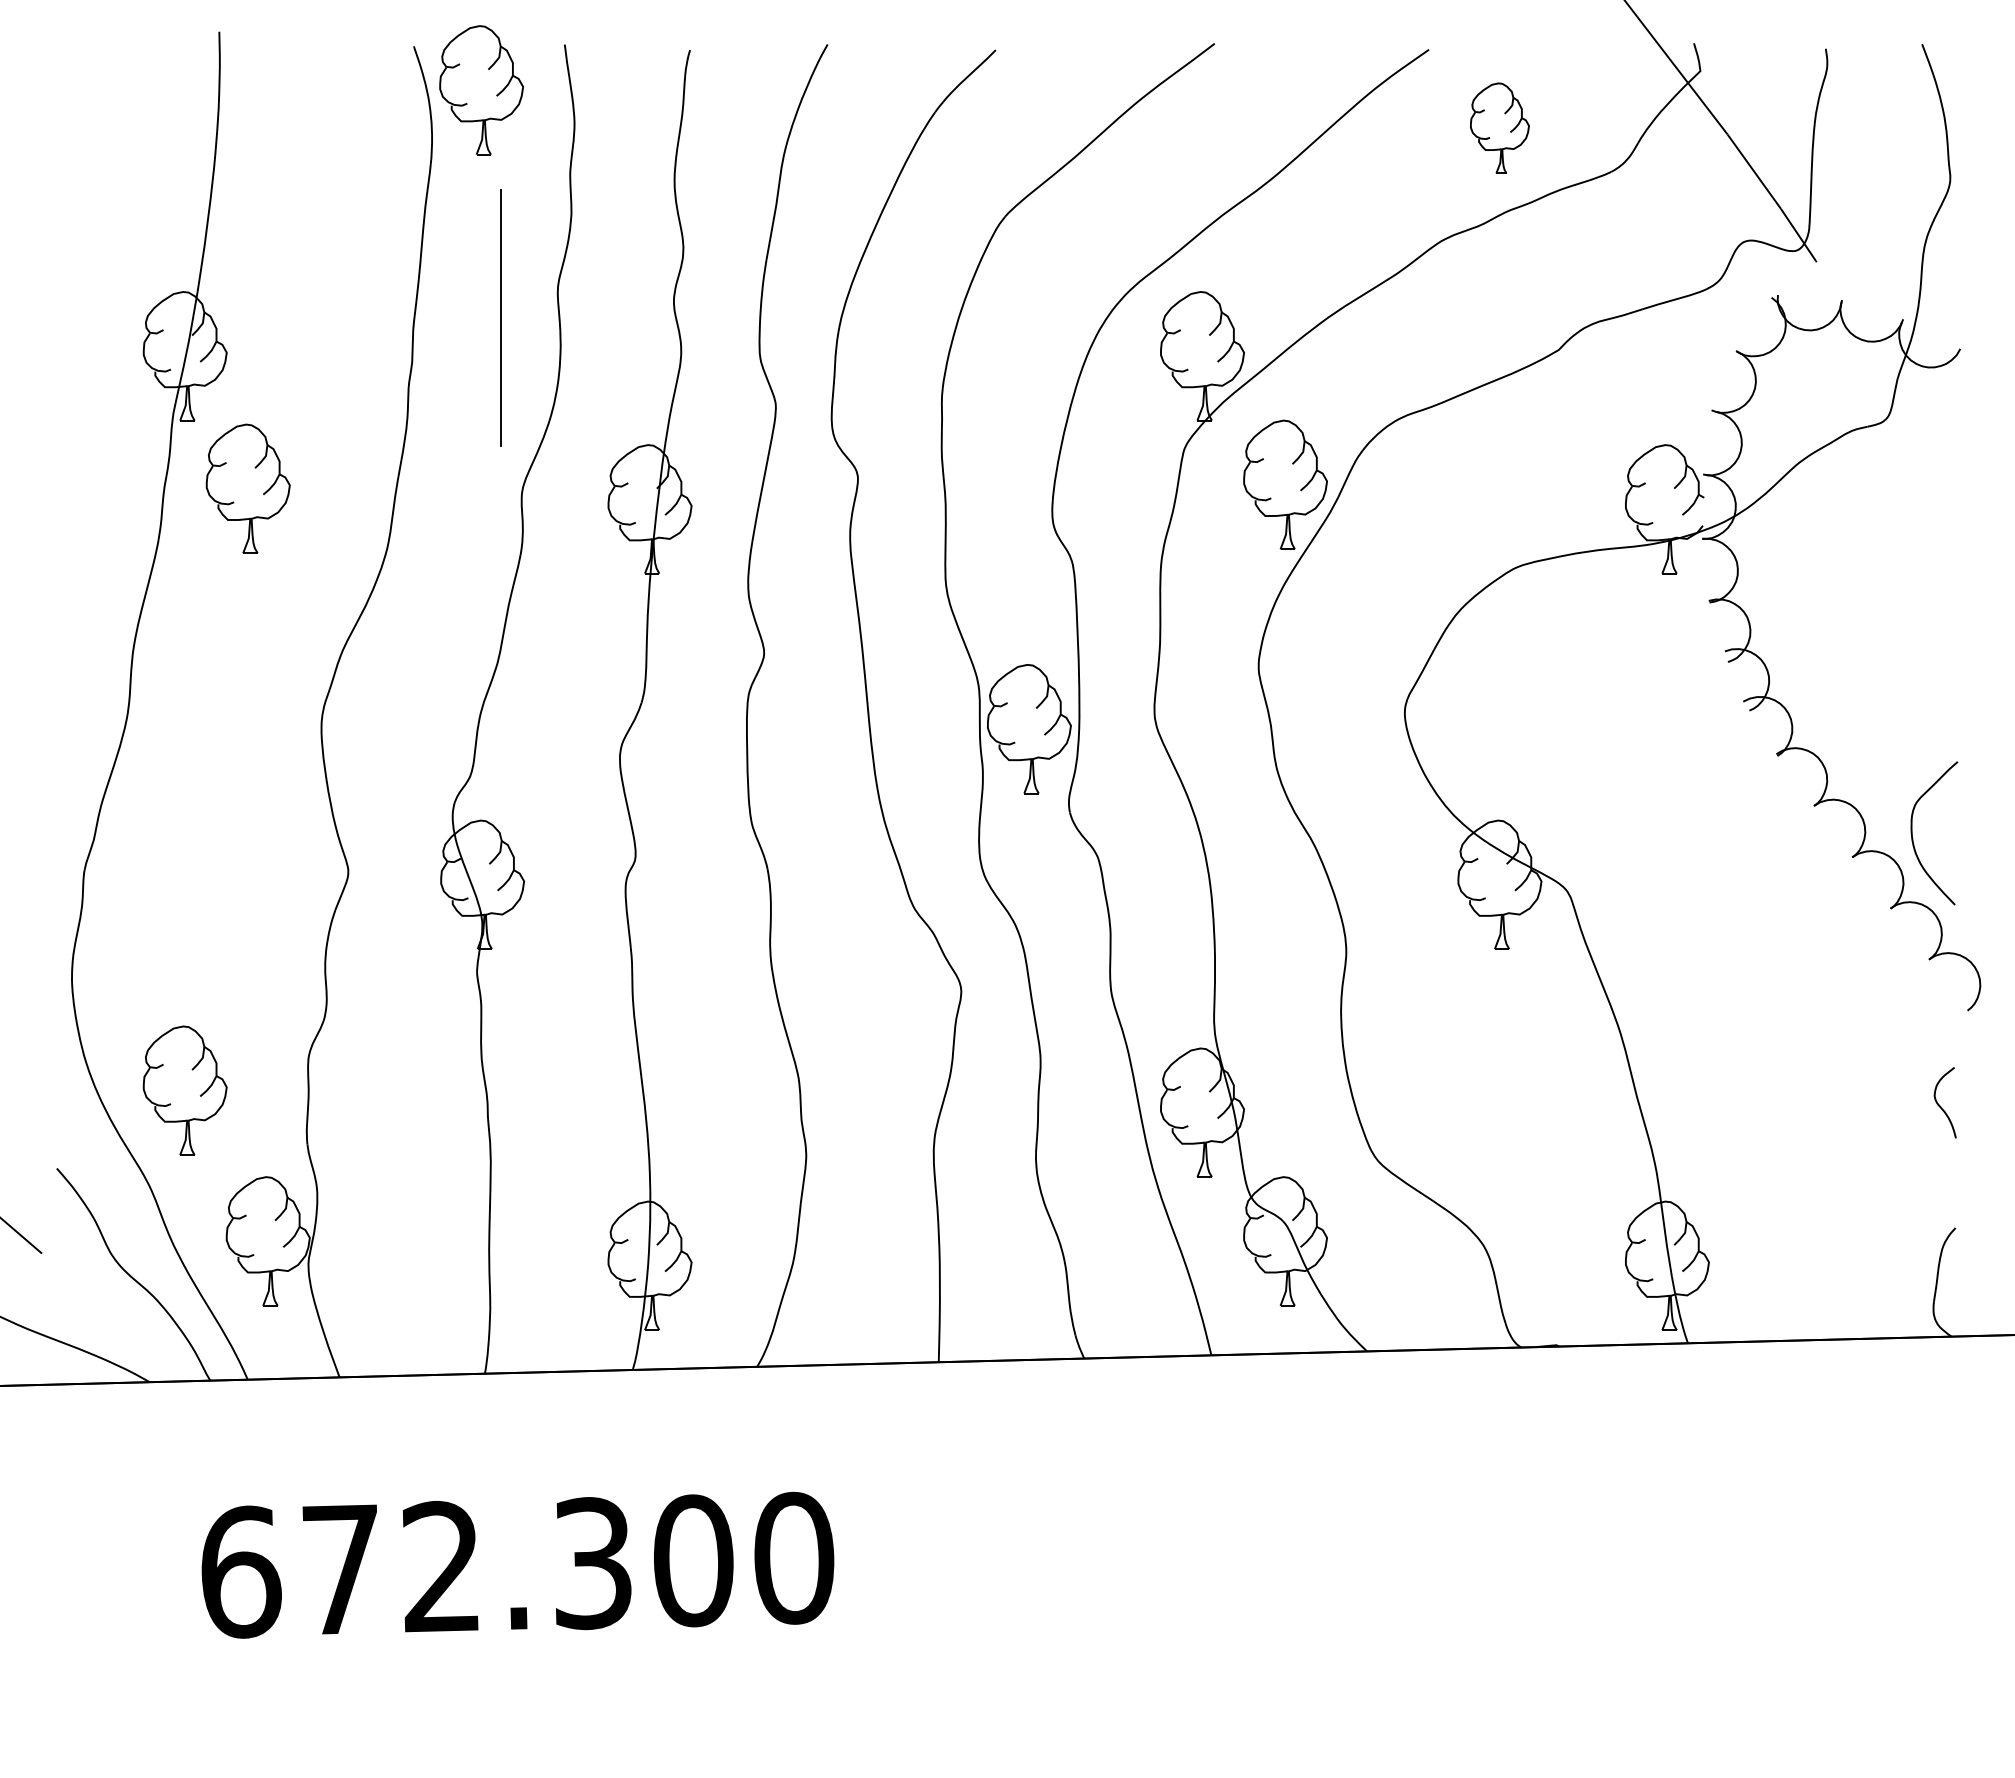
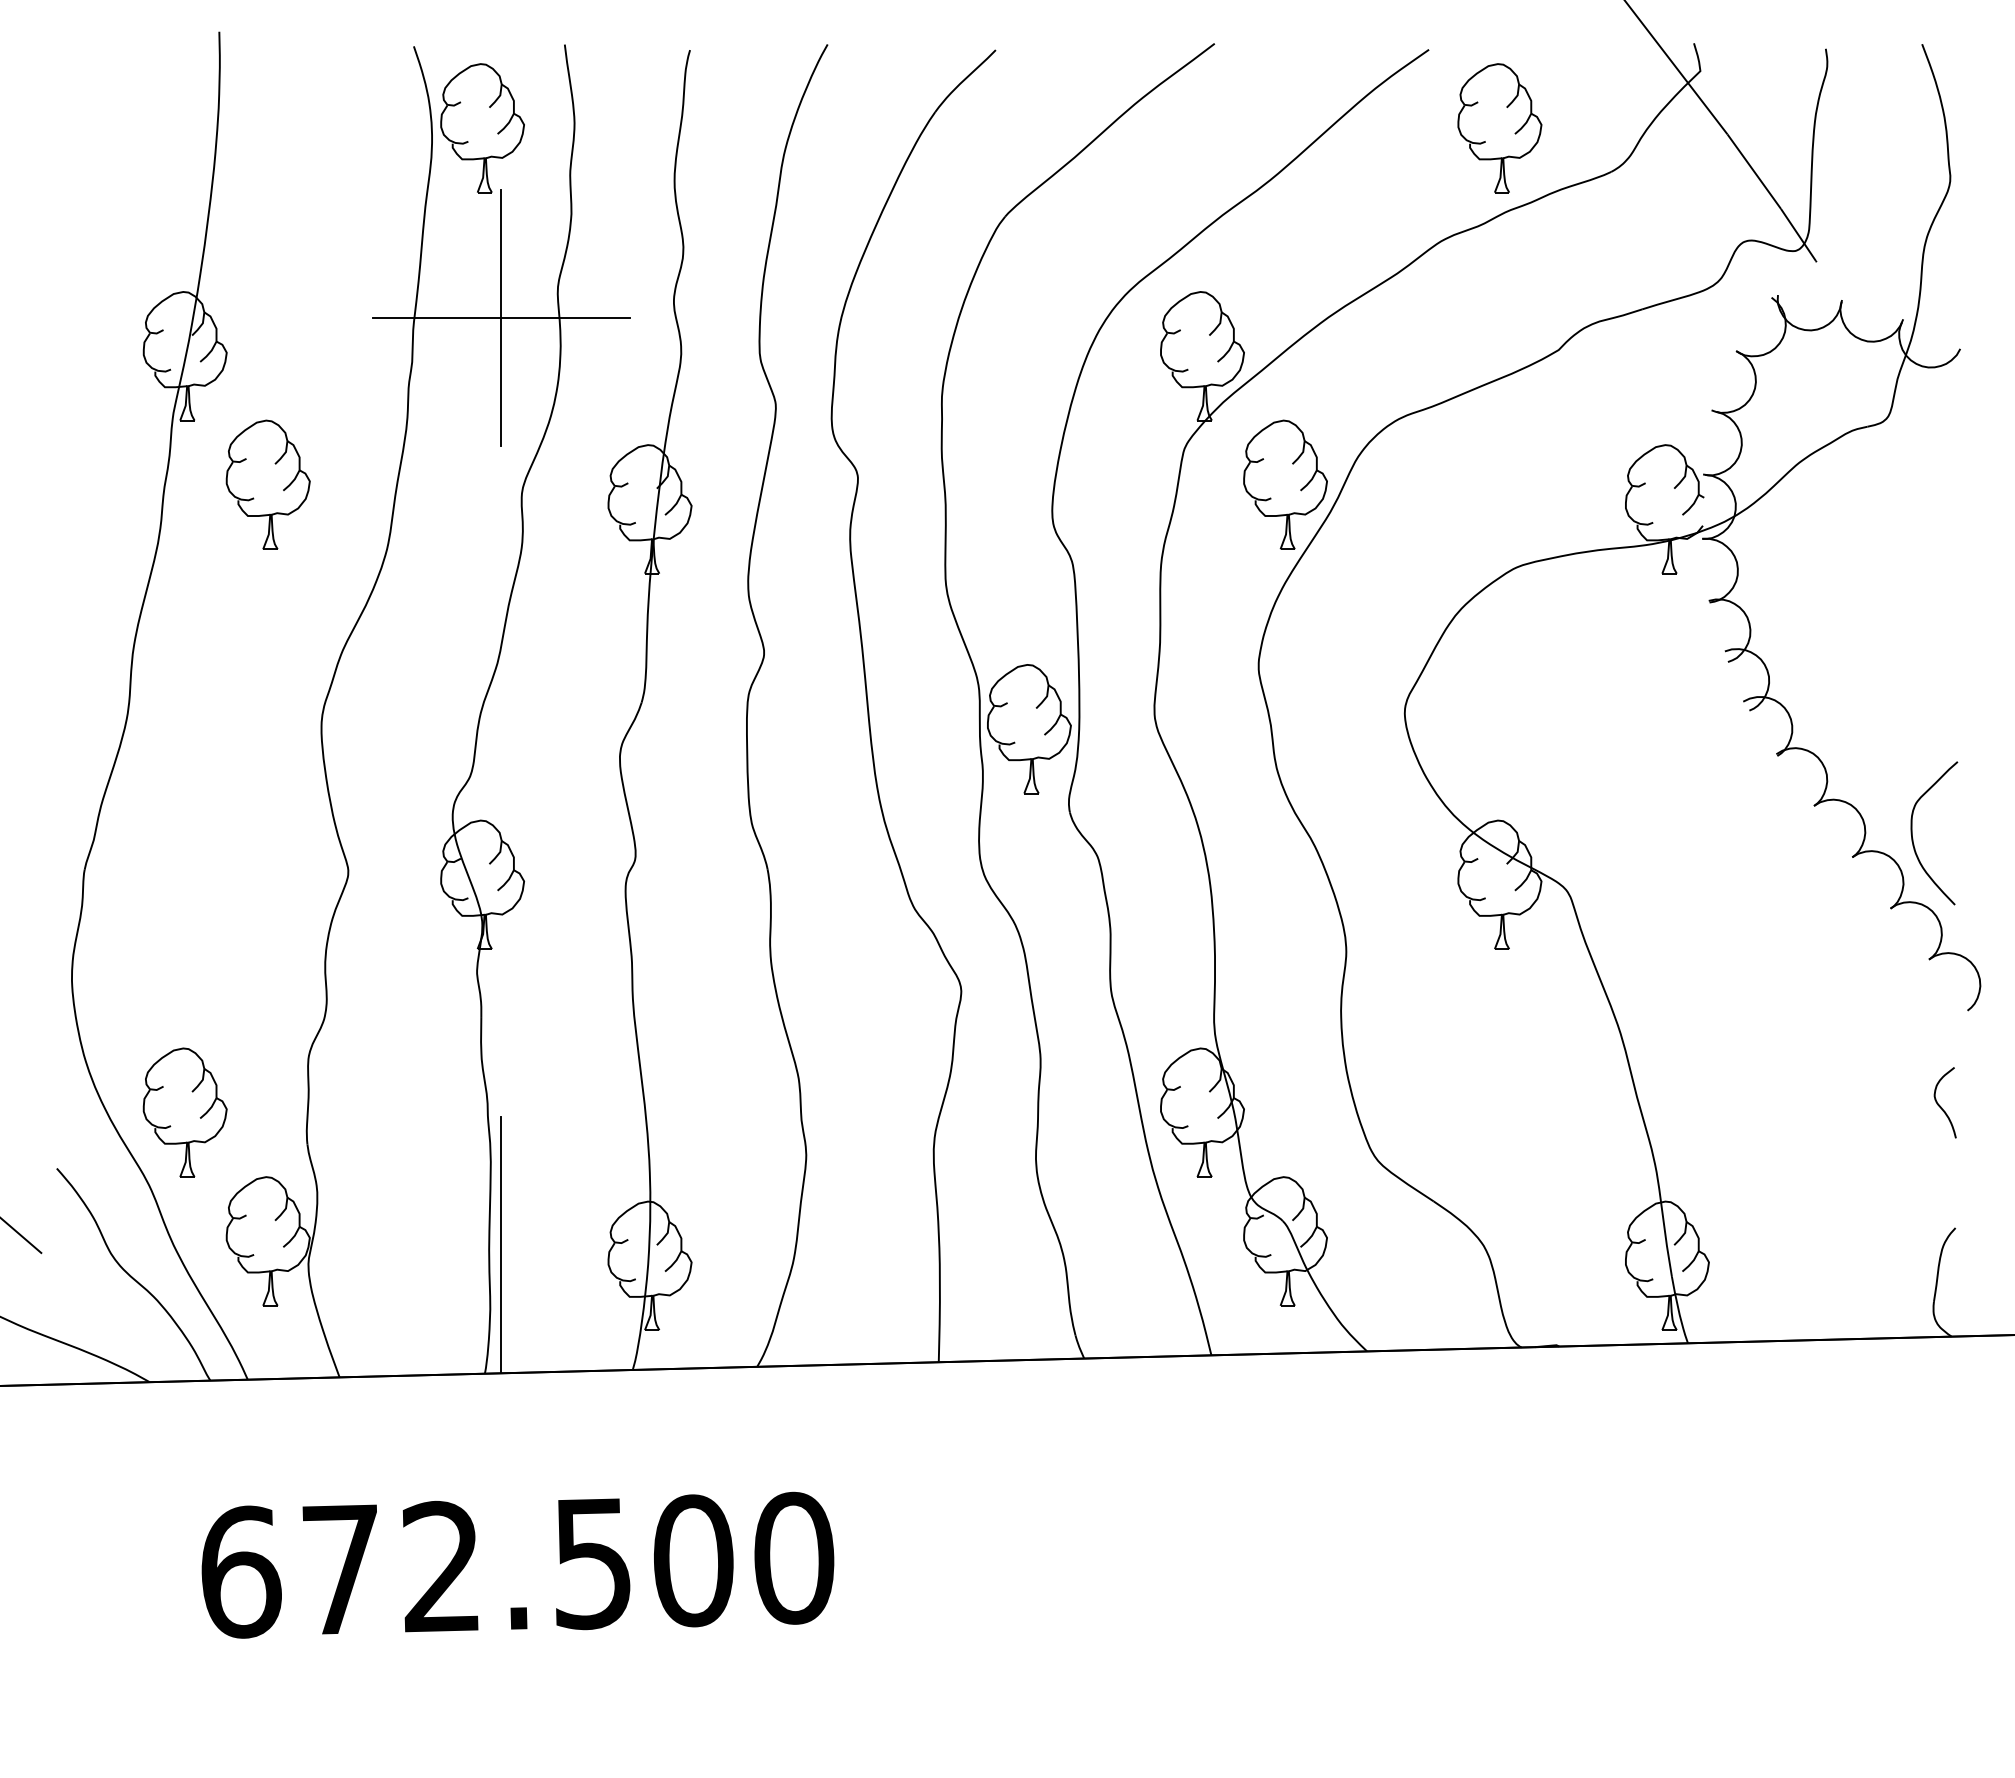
part position: (481, 90) -> (482, 128) (482, 128)
part size: 60x92 px -> 86x131 px (1499, 128)
line: none -> present (501, 317)
part position: (247, 488) -> (267, 484) (267, 484)
part position: (184, 1090) -> (184, 1112) (184, 1112)
line: none -> present (501, 1244)
text: 672.300 -> 672.500 (593, 1563)
